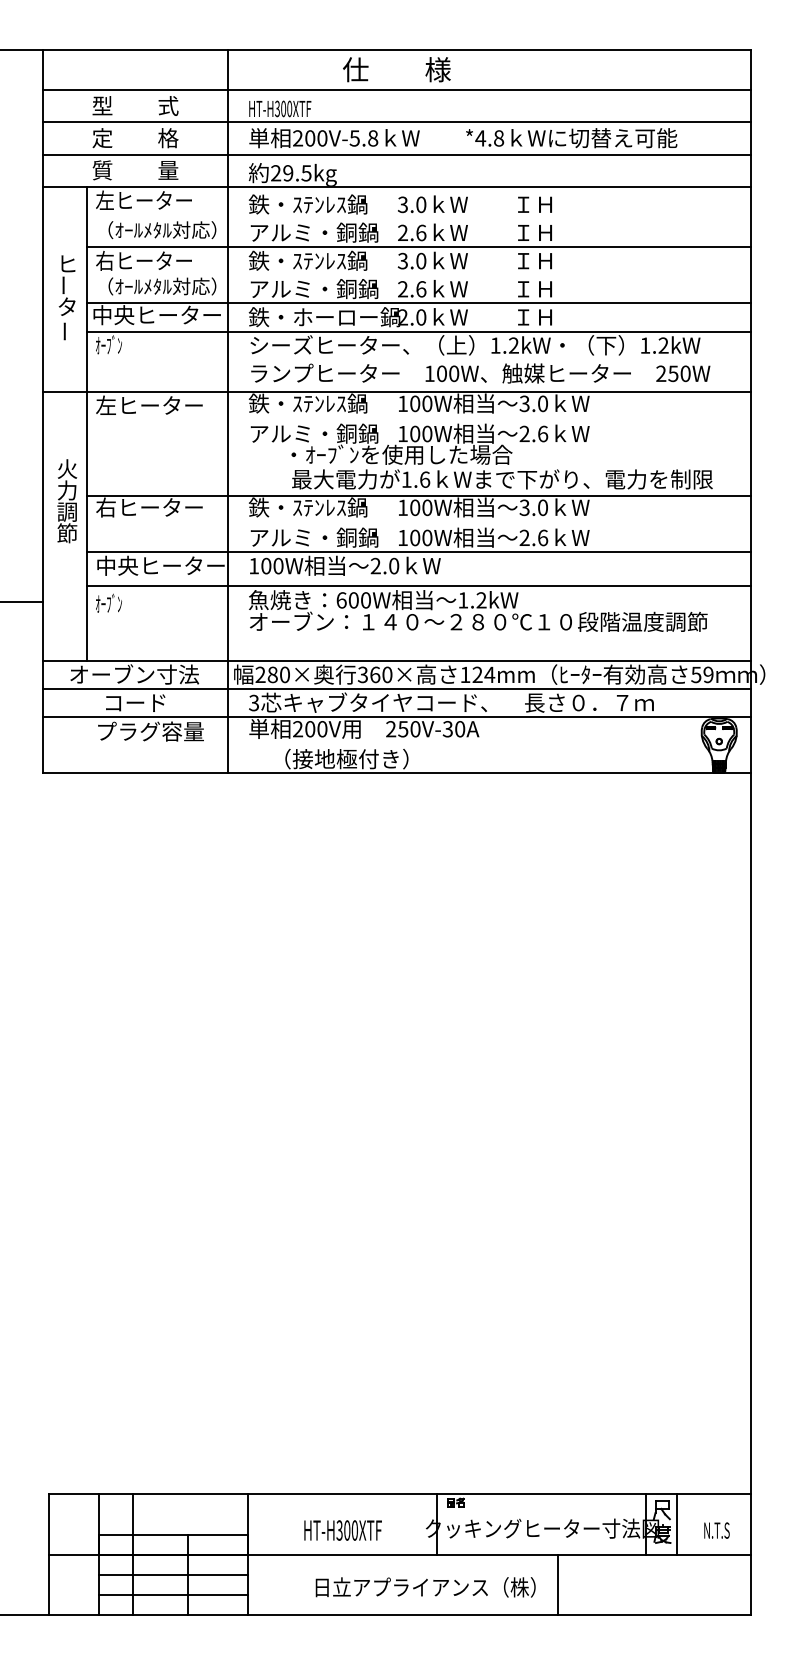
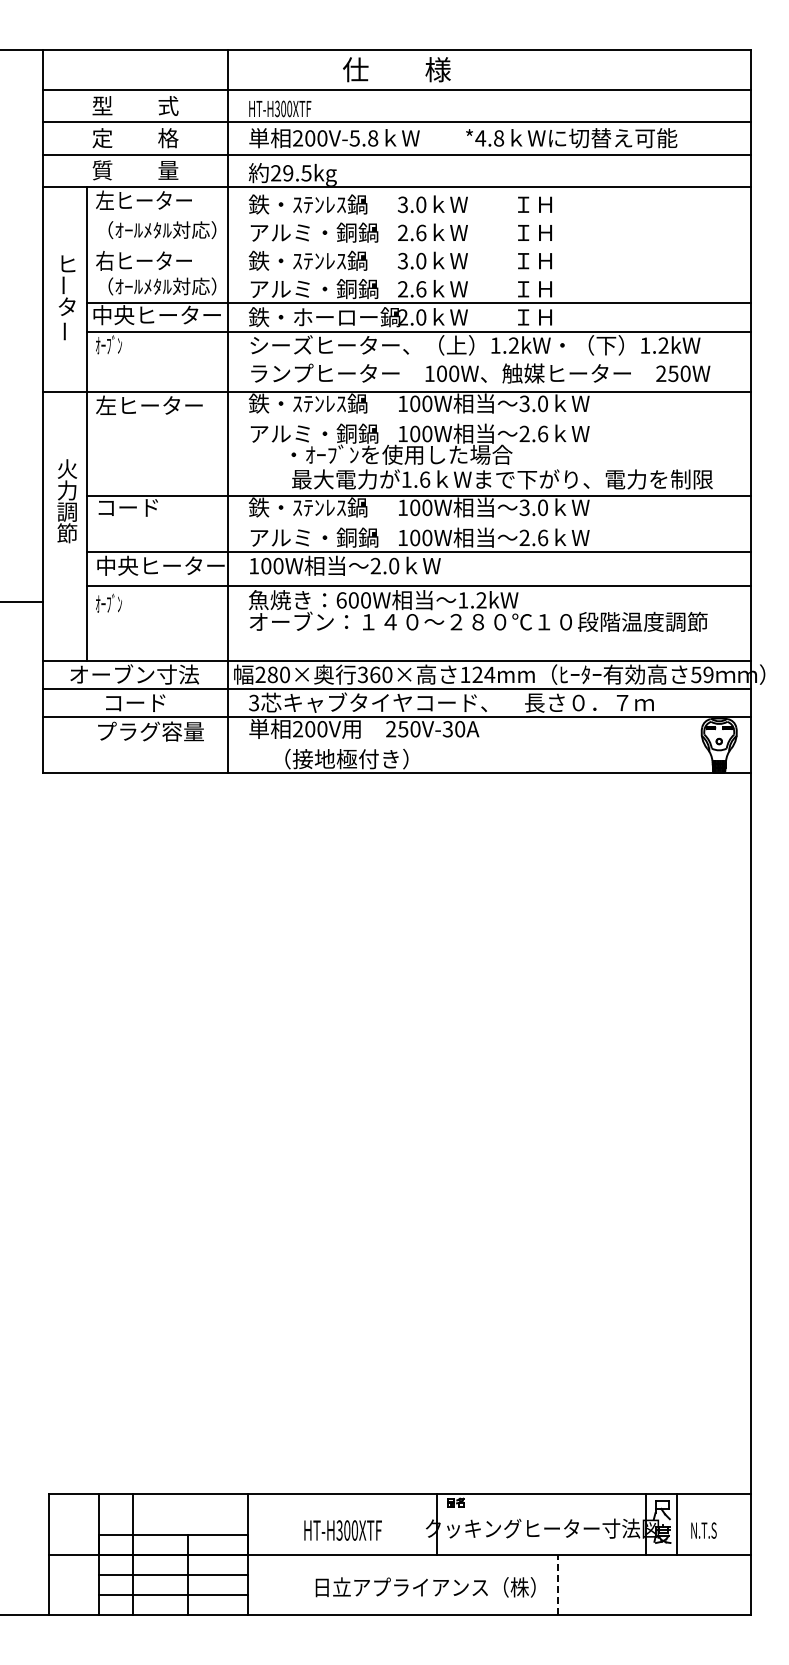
line: present -> none (419, 247)
text: 右ヒーター -> コード (149, 507)
text position: (716, 1530) -> (703, 1530) (703, 1530)
line: solid -> dashed (557, 1584)
